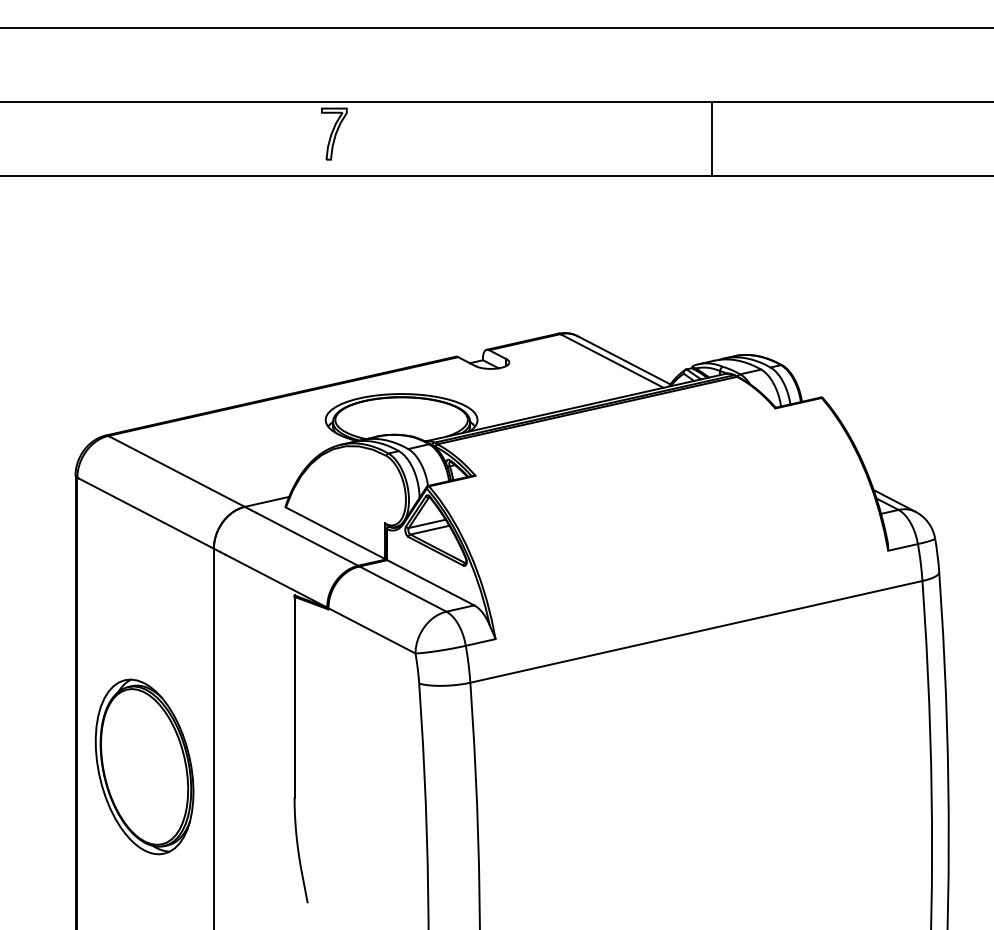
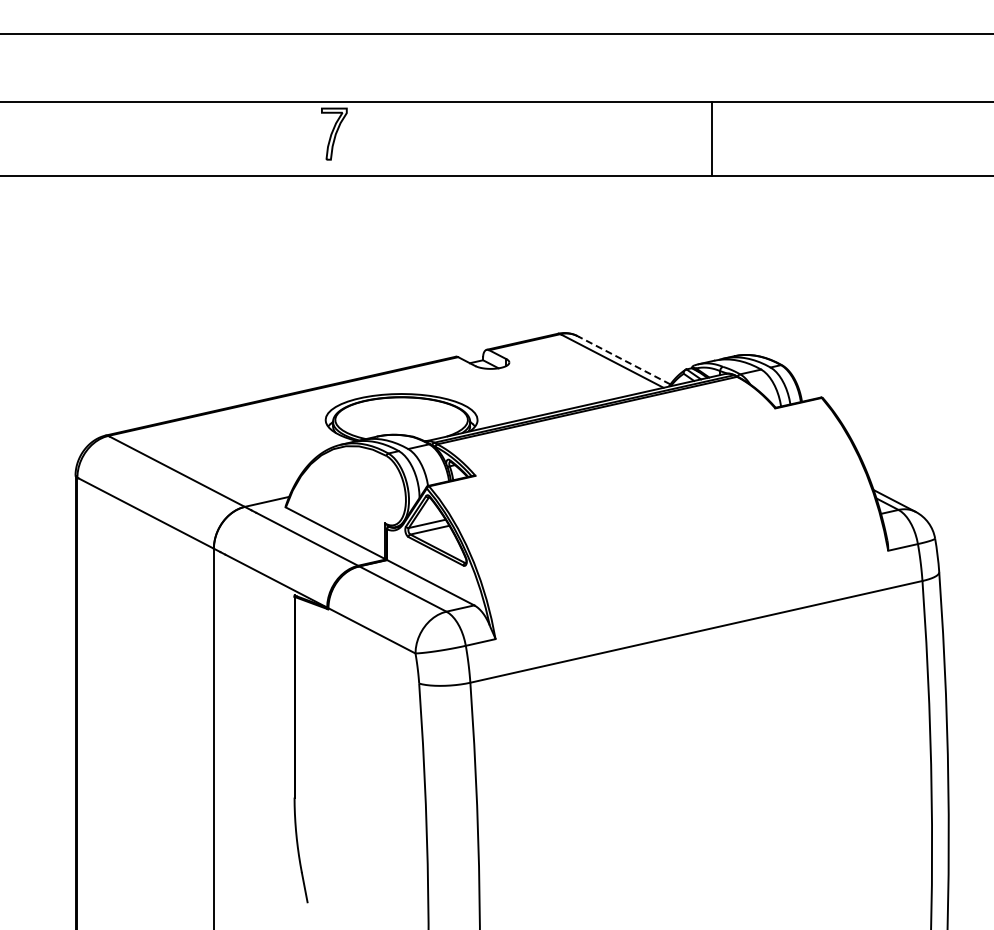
line position: (496, 27) -> (496, 33) (496, 33)
line: solid -> dashed (624, 360)
part: present -> none (144, 766)
